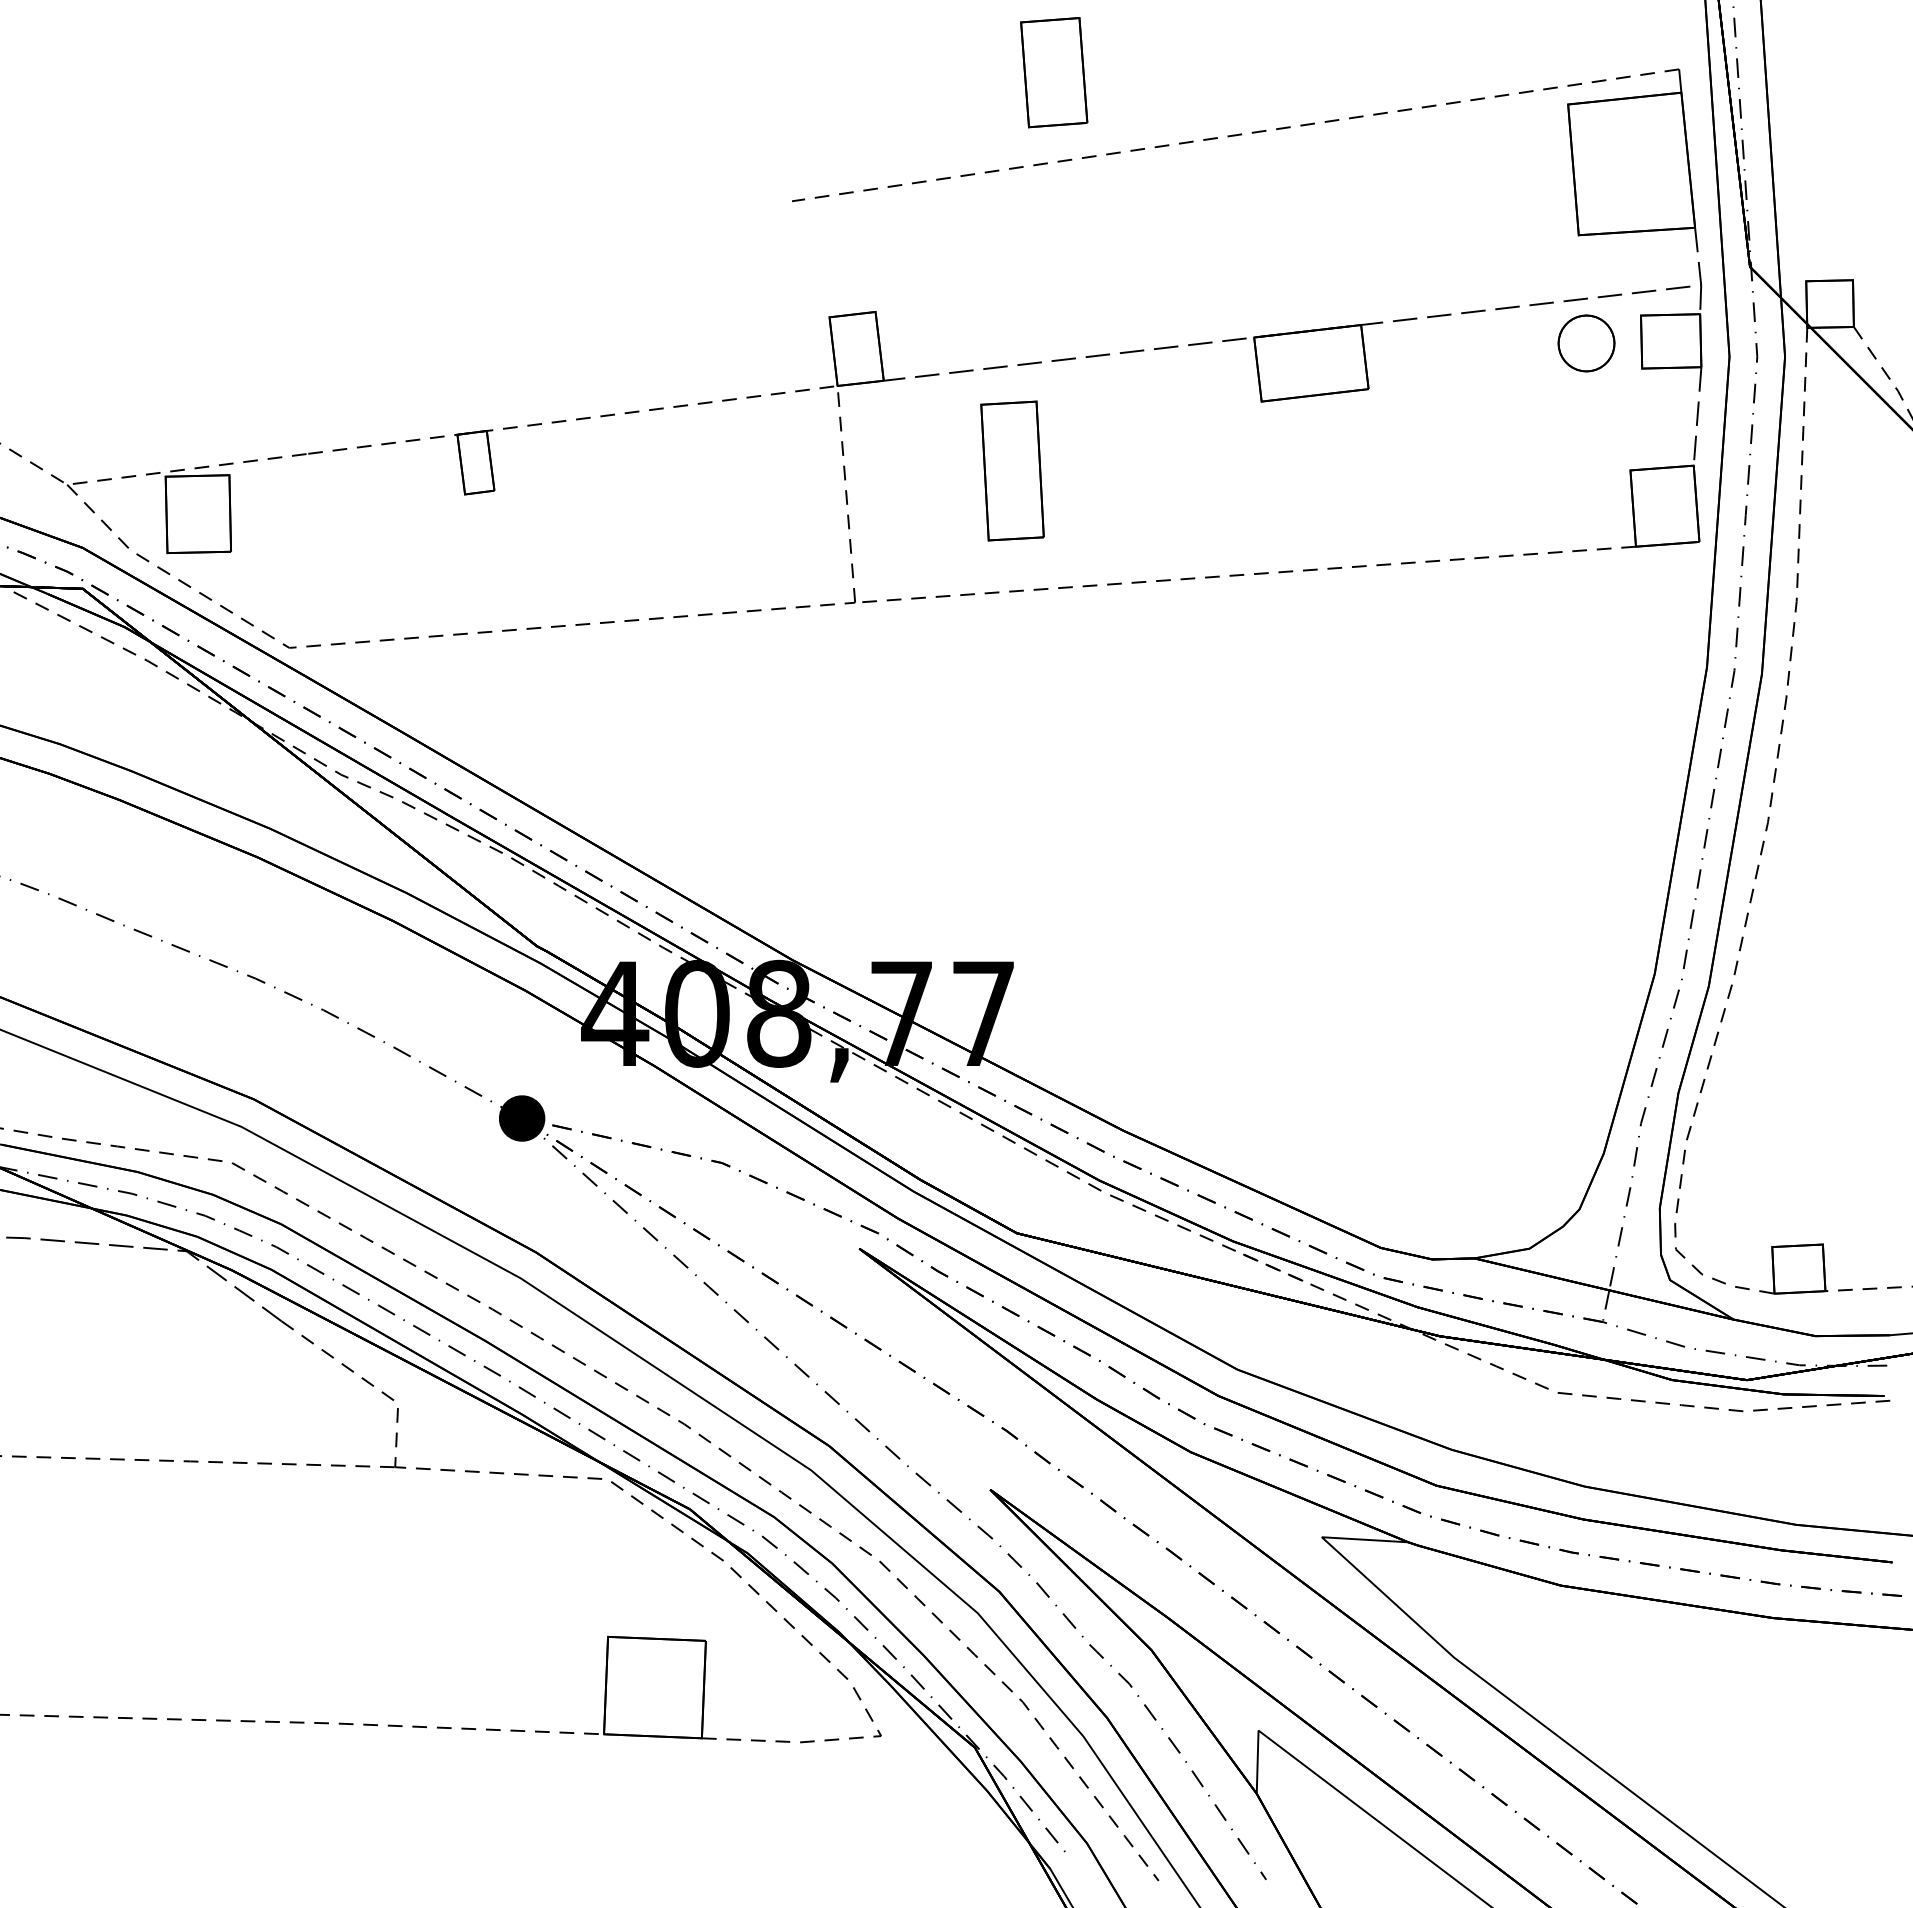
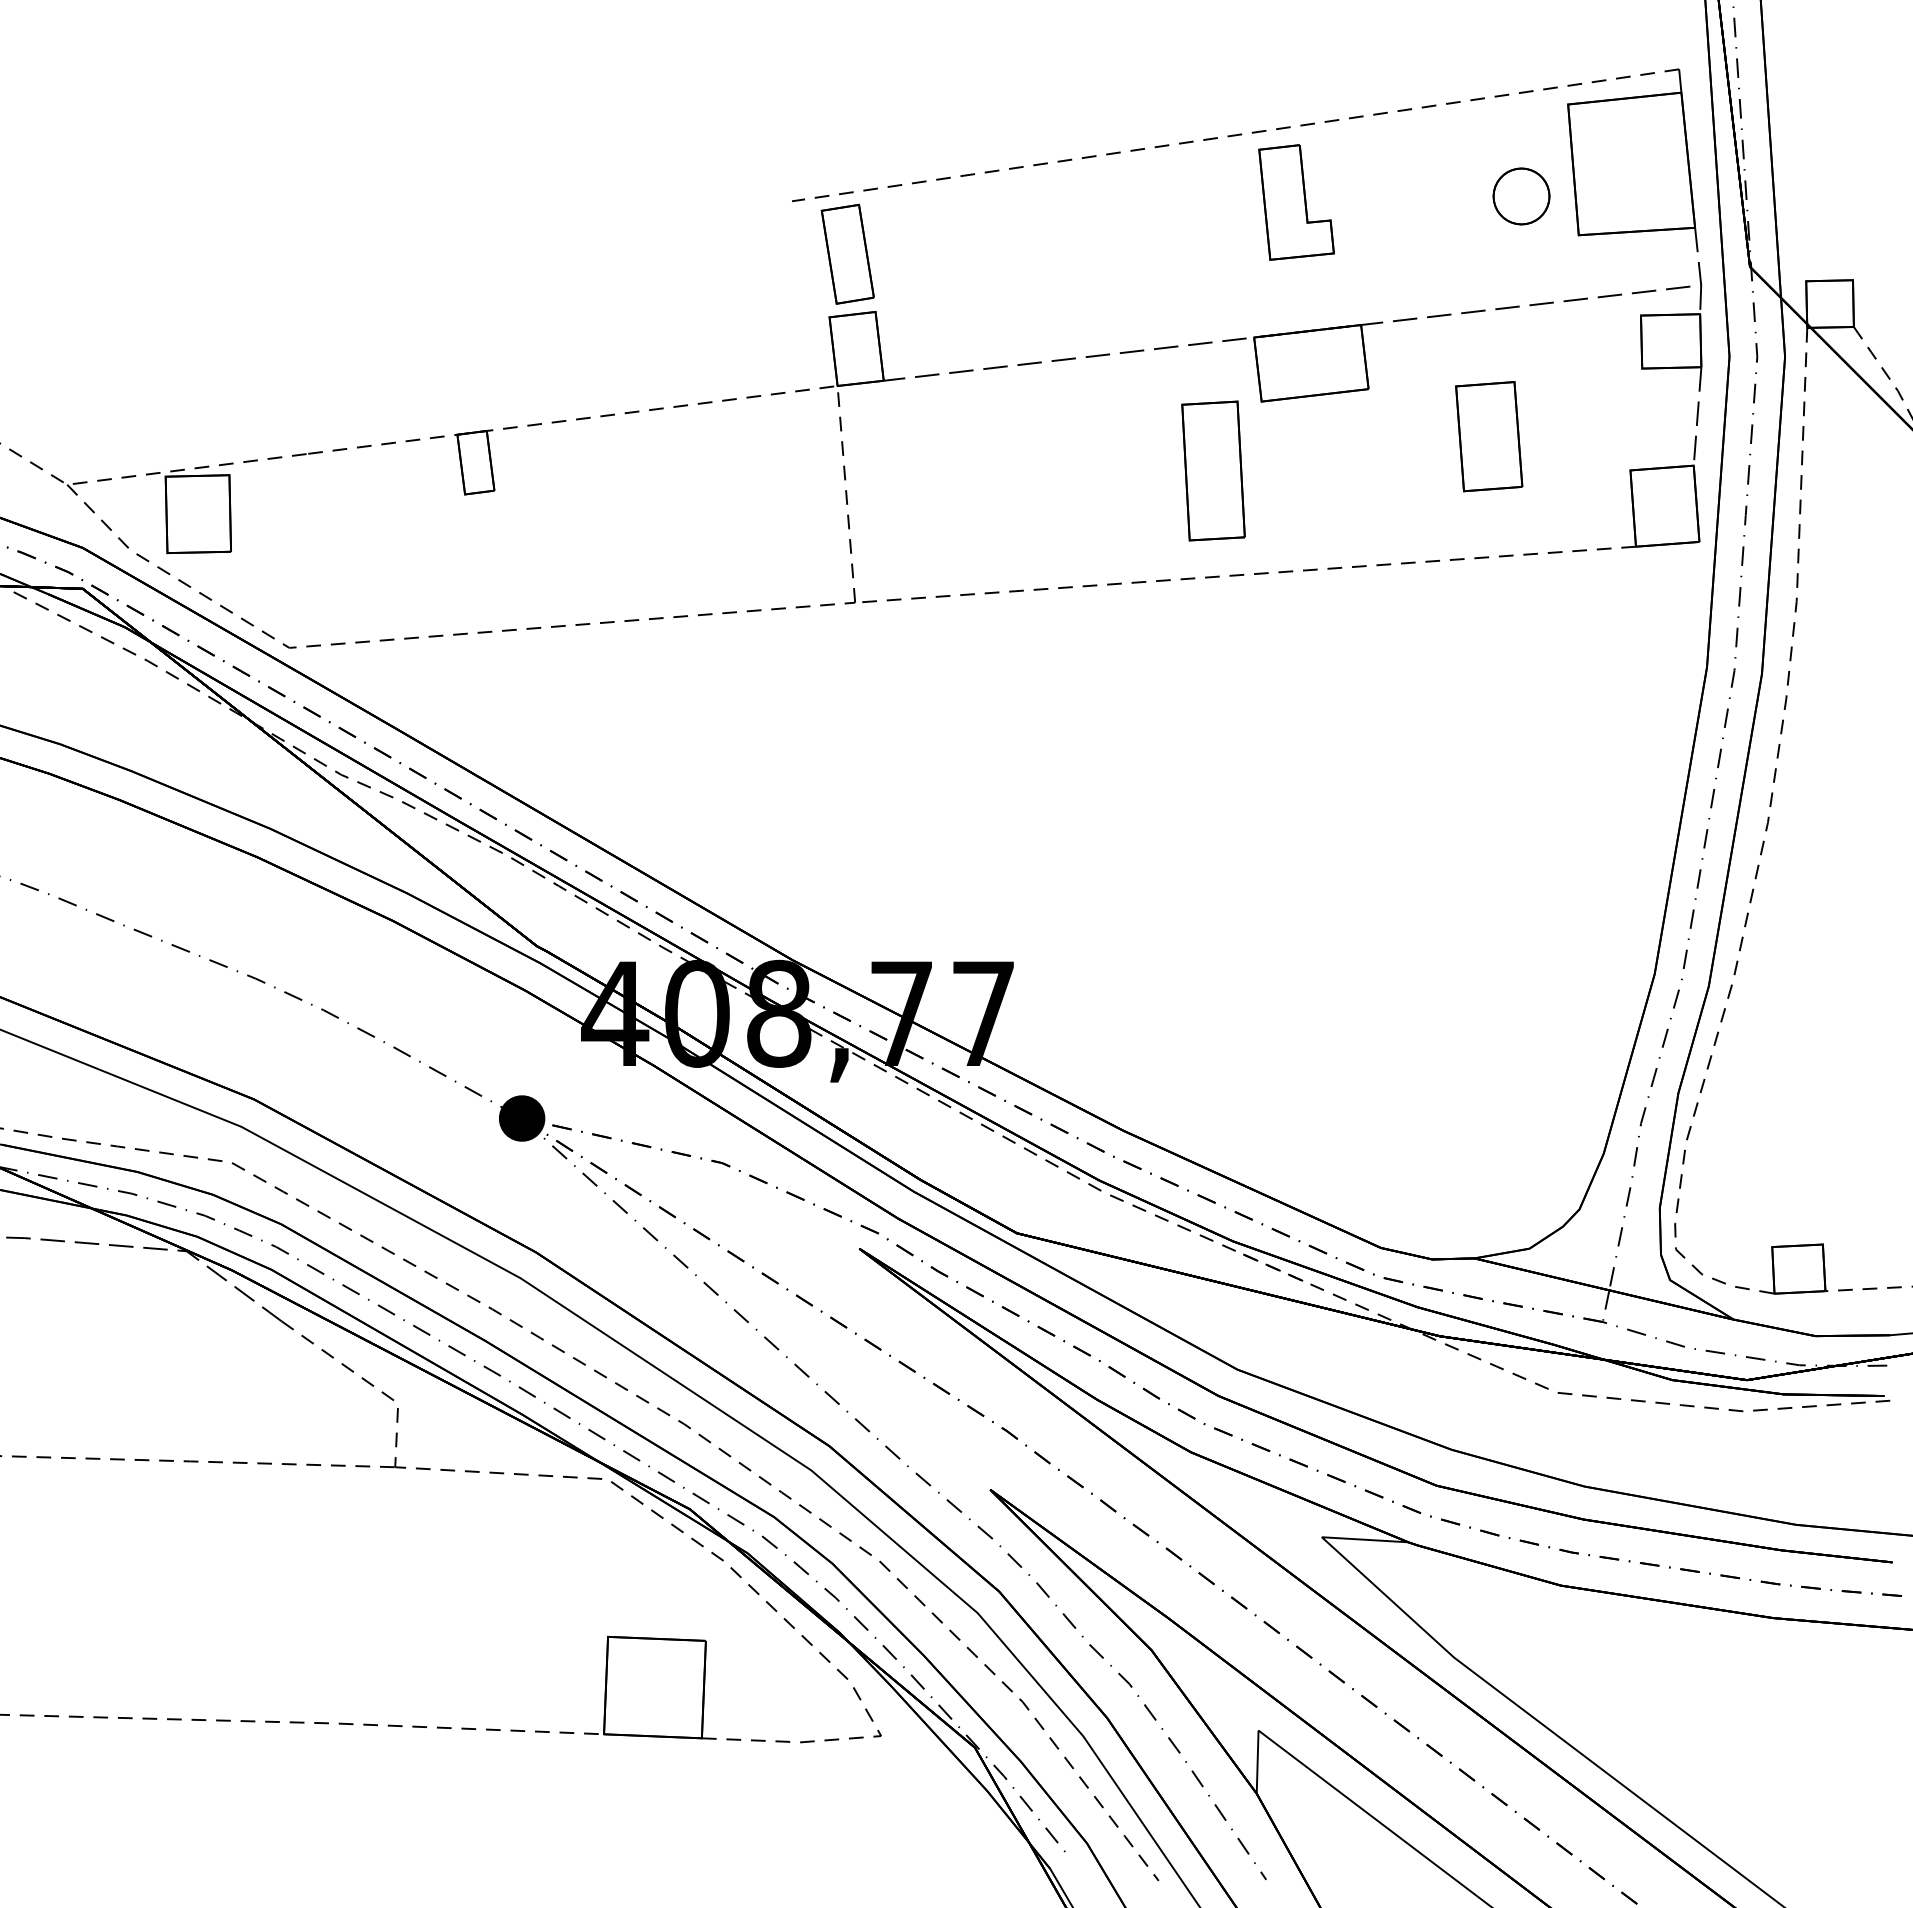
part position: (1054, 72) -> (1489, 436) (1489, 436)
part: none -> present (1296, 202)
part: none -> present (847, 253)
part position: (1586, 343) -> (1521, 196) (1521, 196)
part position: (1012, 470) -> (1213, 470) (1213, 470)
